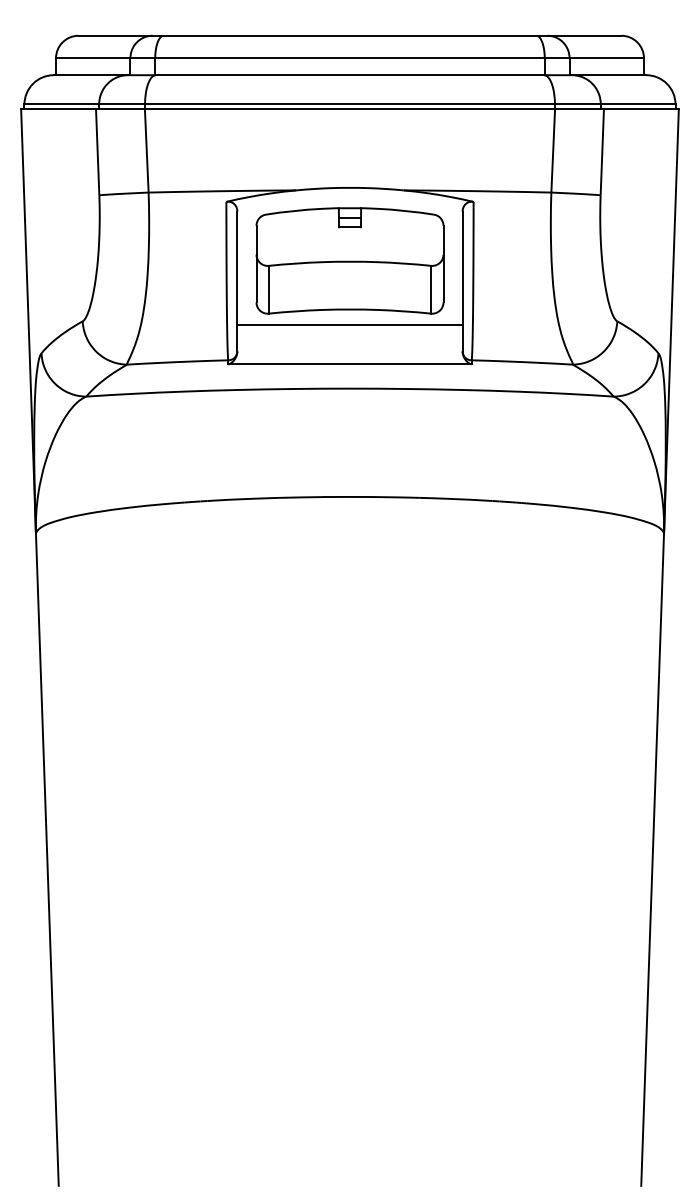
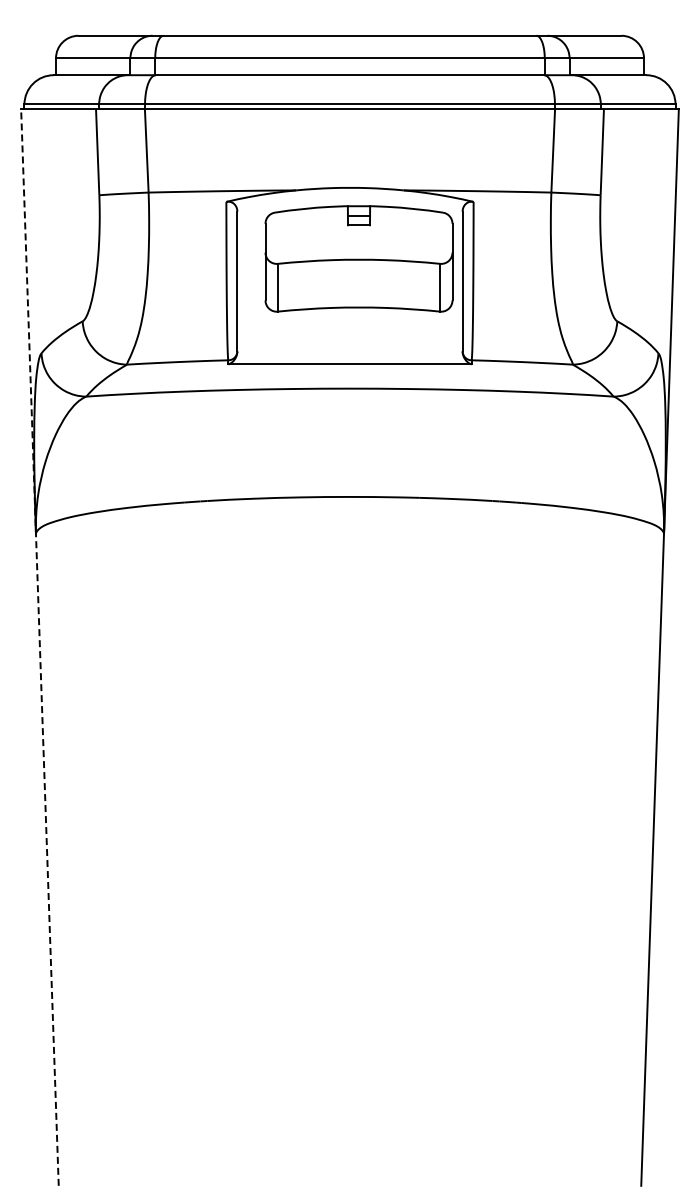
part position: (349, 260) -> (358, 258) (358, 258)
line: present -> none (349, 325)
line: solid -> dashed (39, 647)
